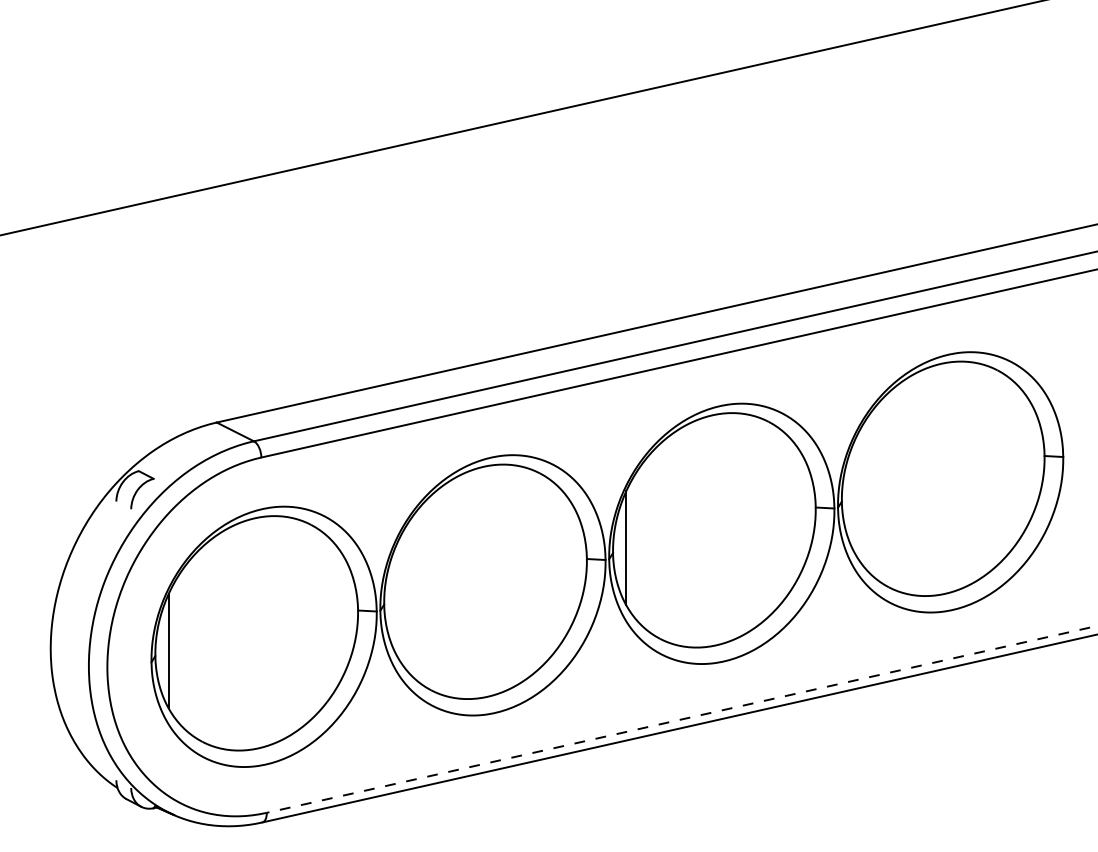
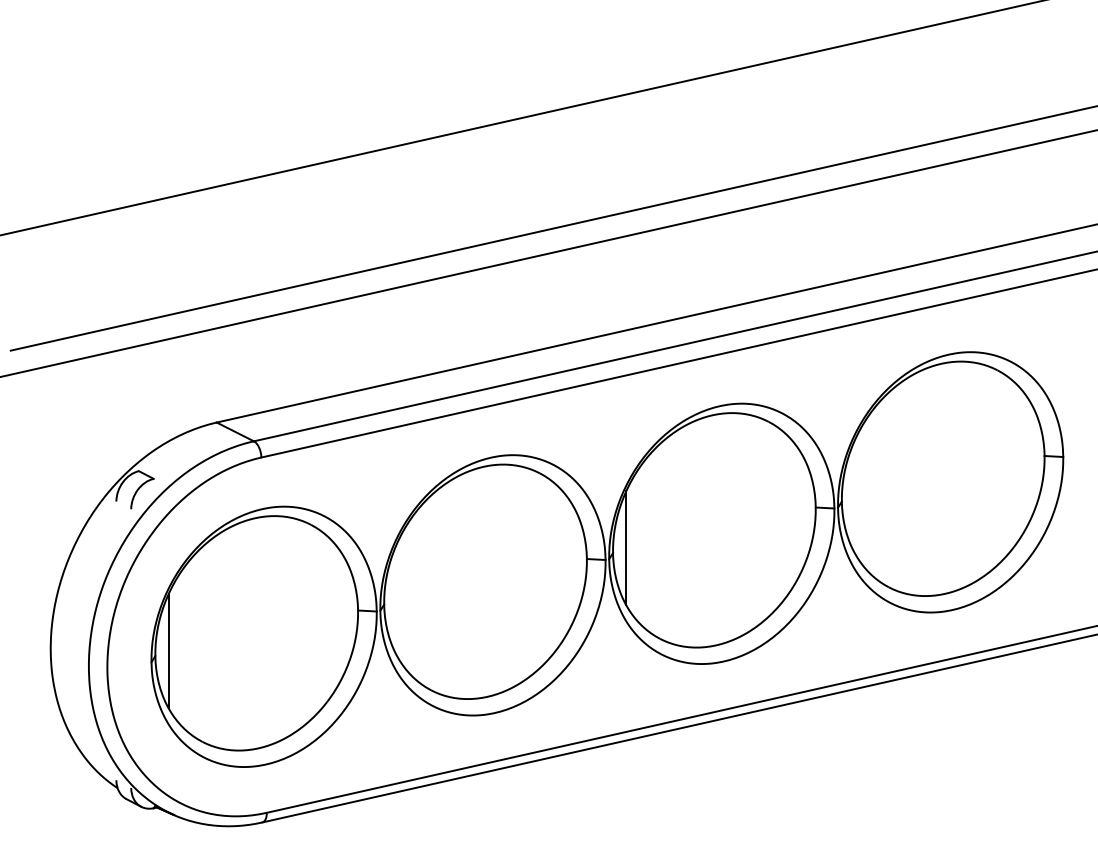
line: none -> present (552, 228)
line: none -> present (548, 253)
line: dashed -> solid (682, 719)
